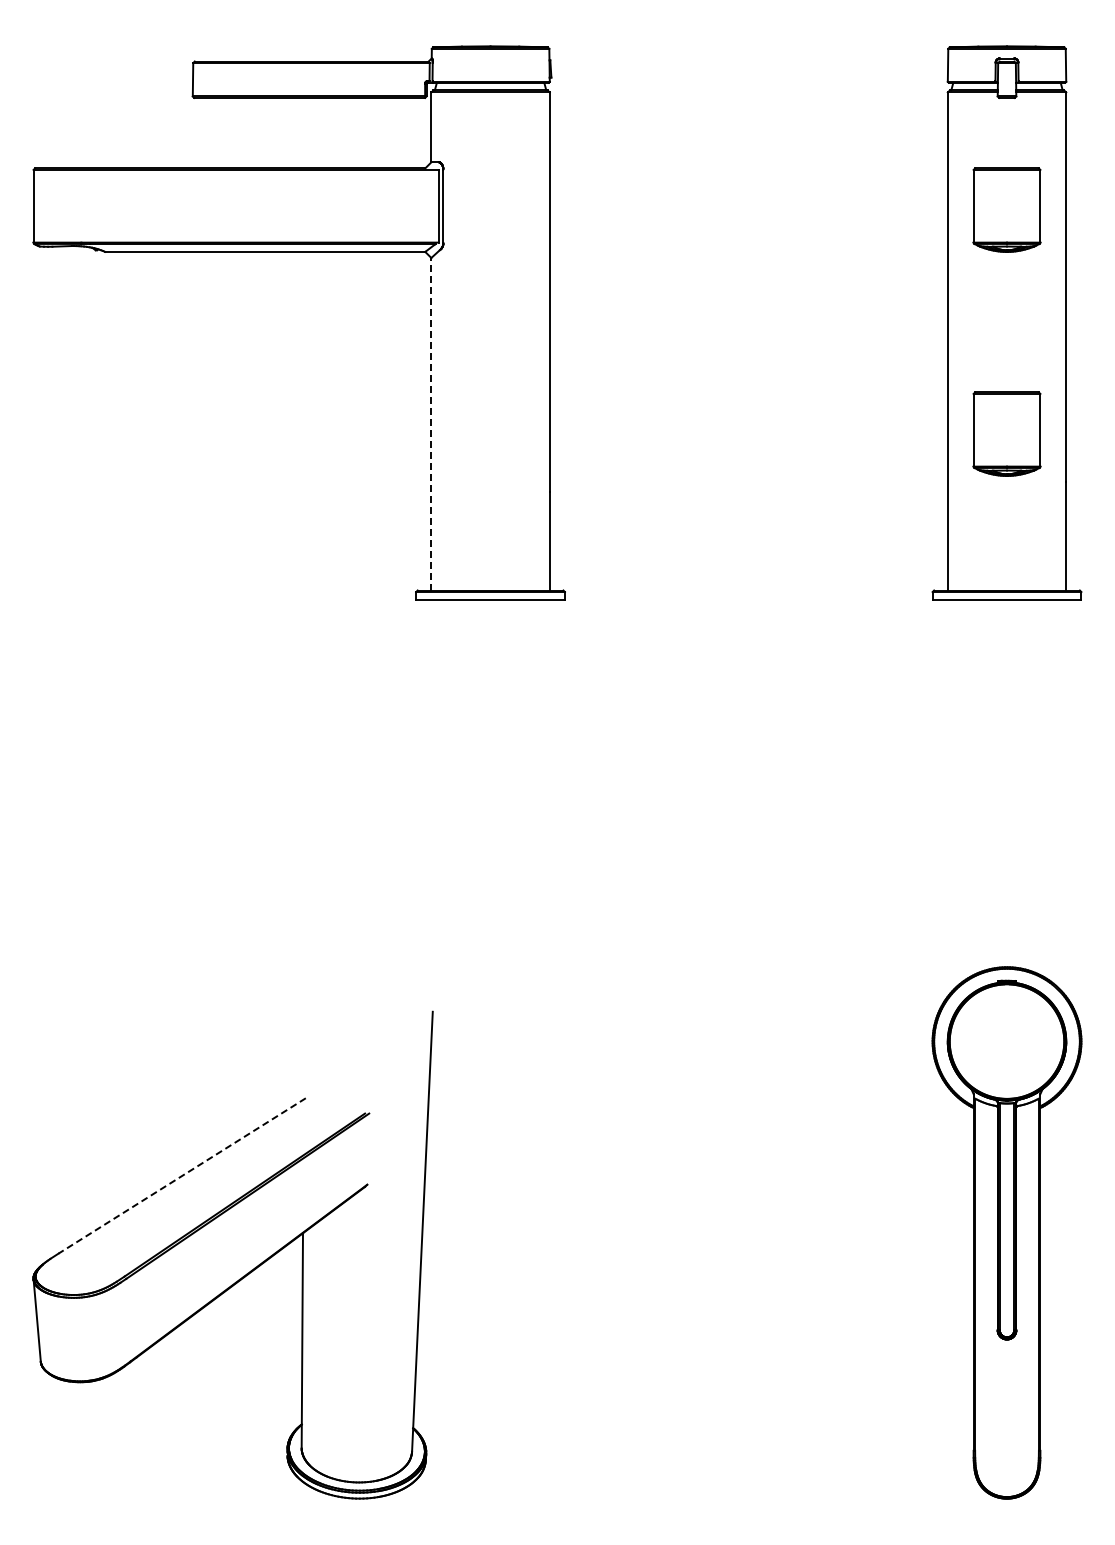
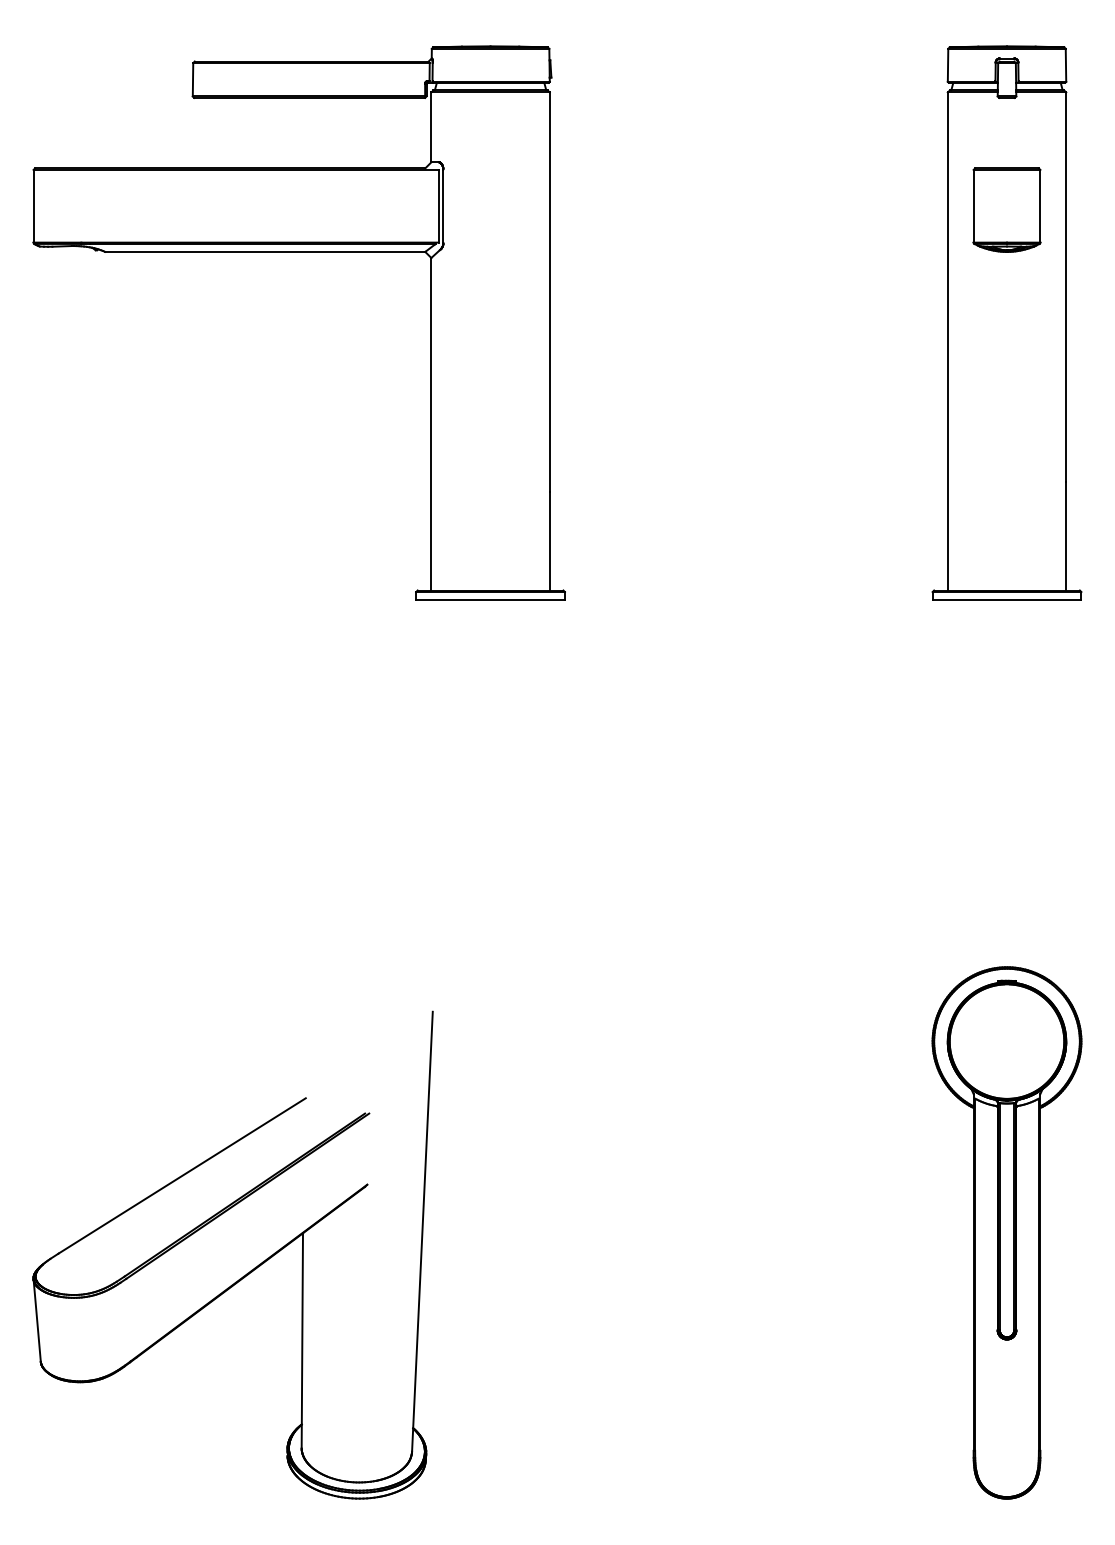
line: dashed -> solid (431, 423)
part: present -> none (1006, 433)
line: dashed -> solid (181, 1176)
